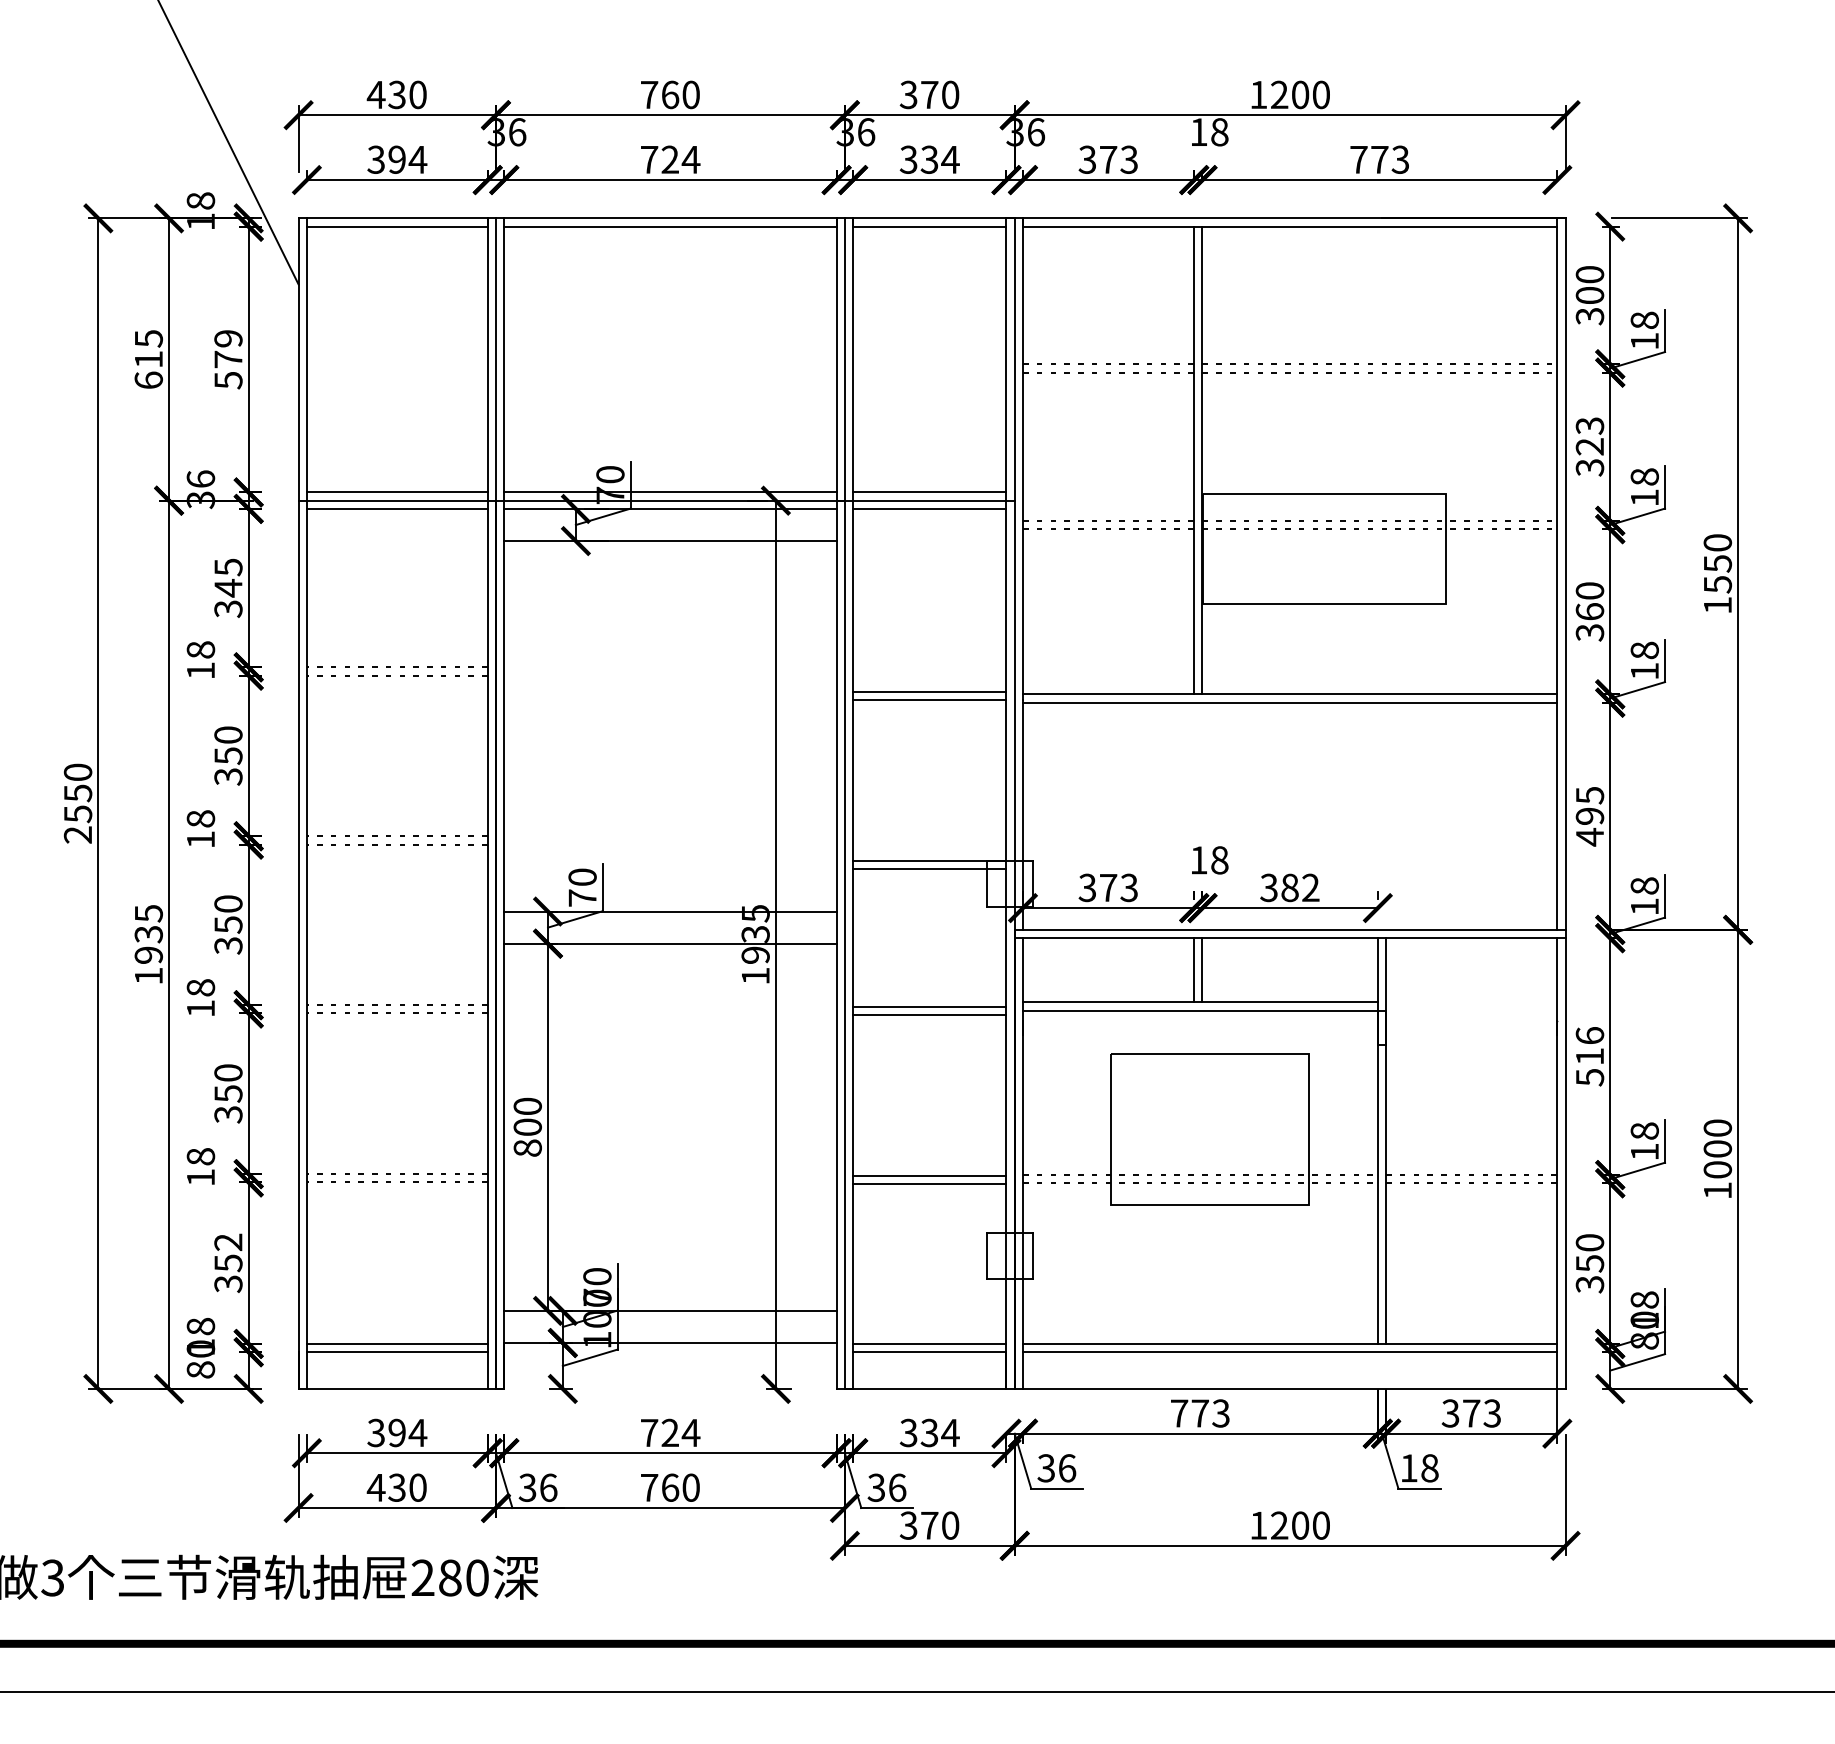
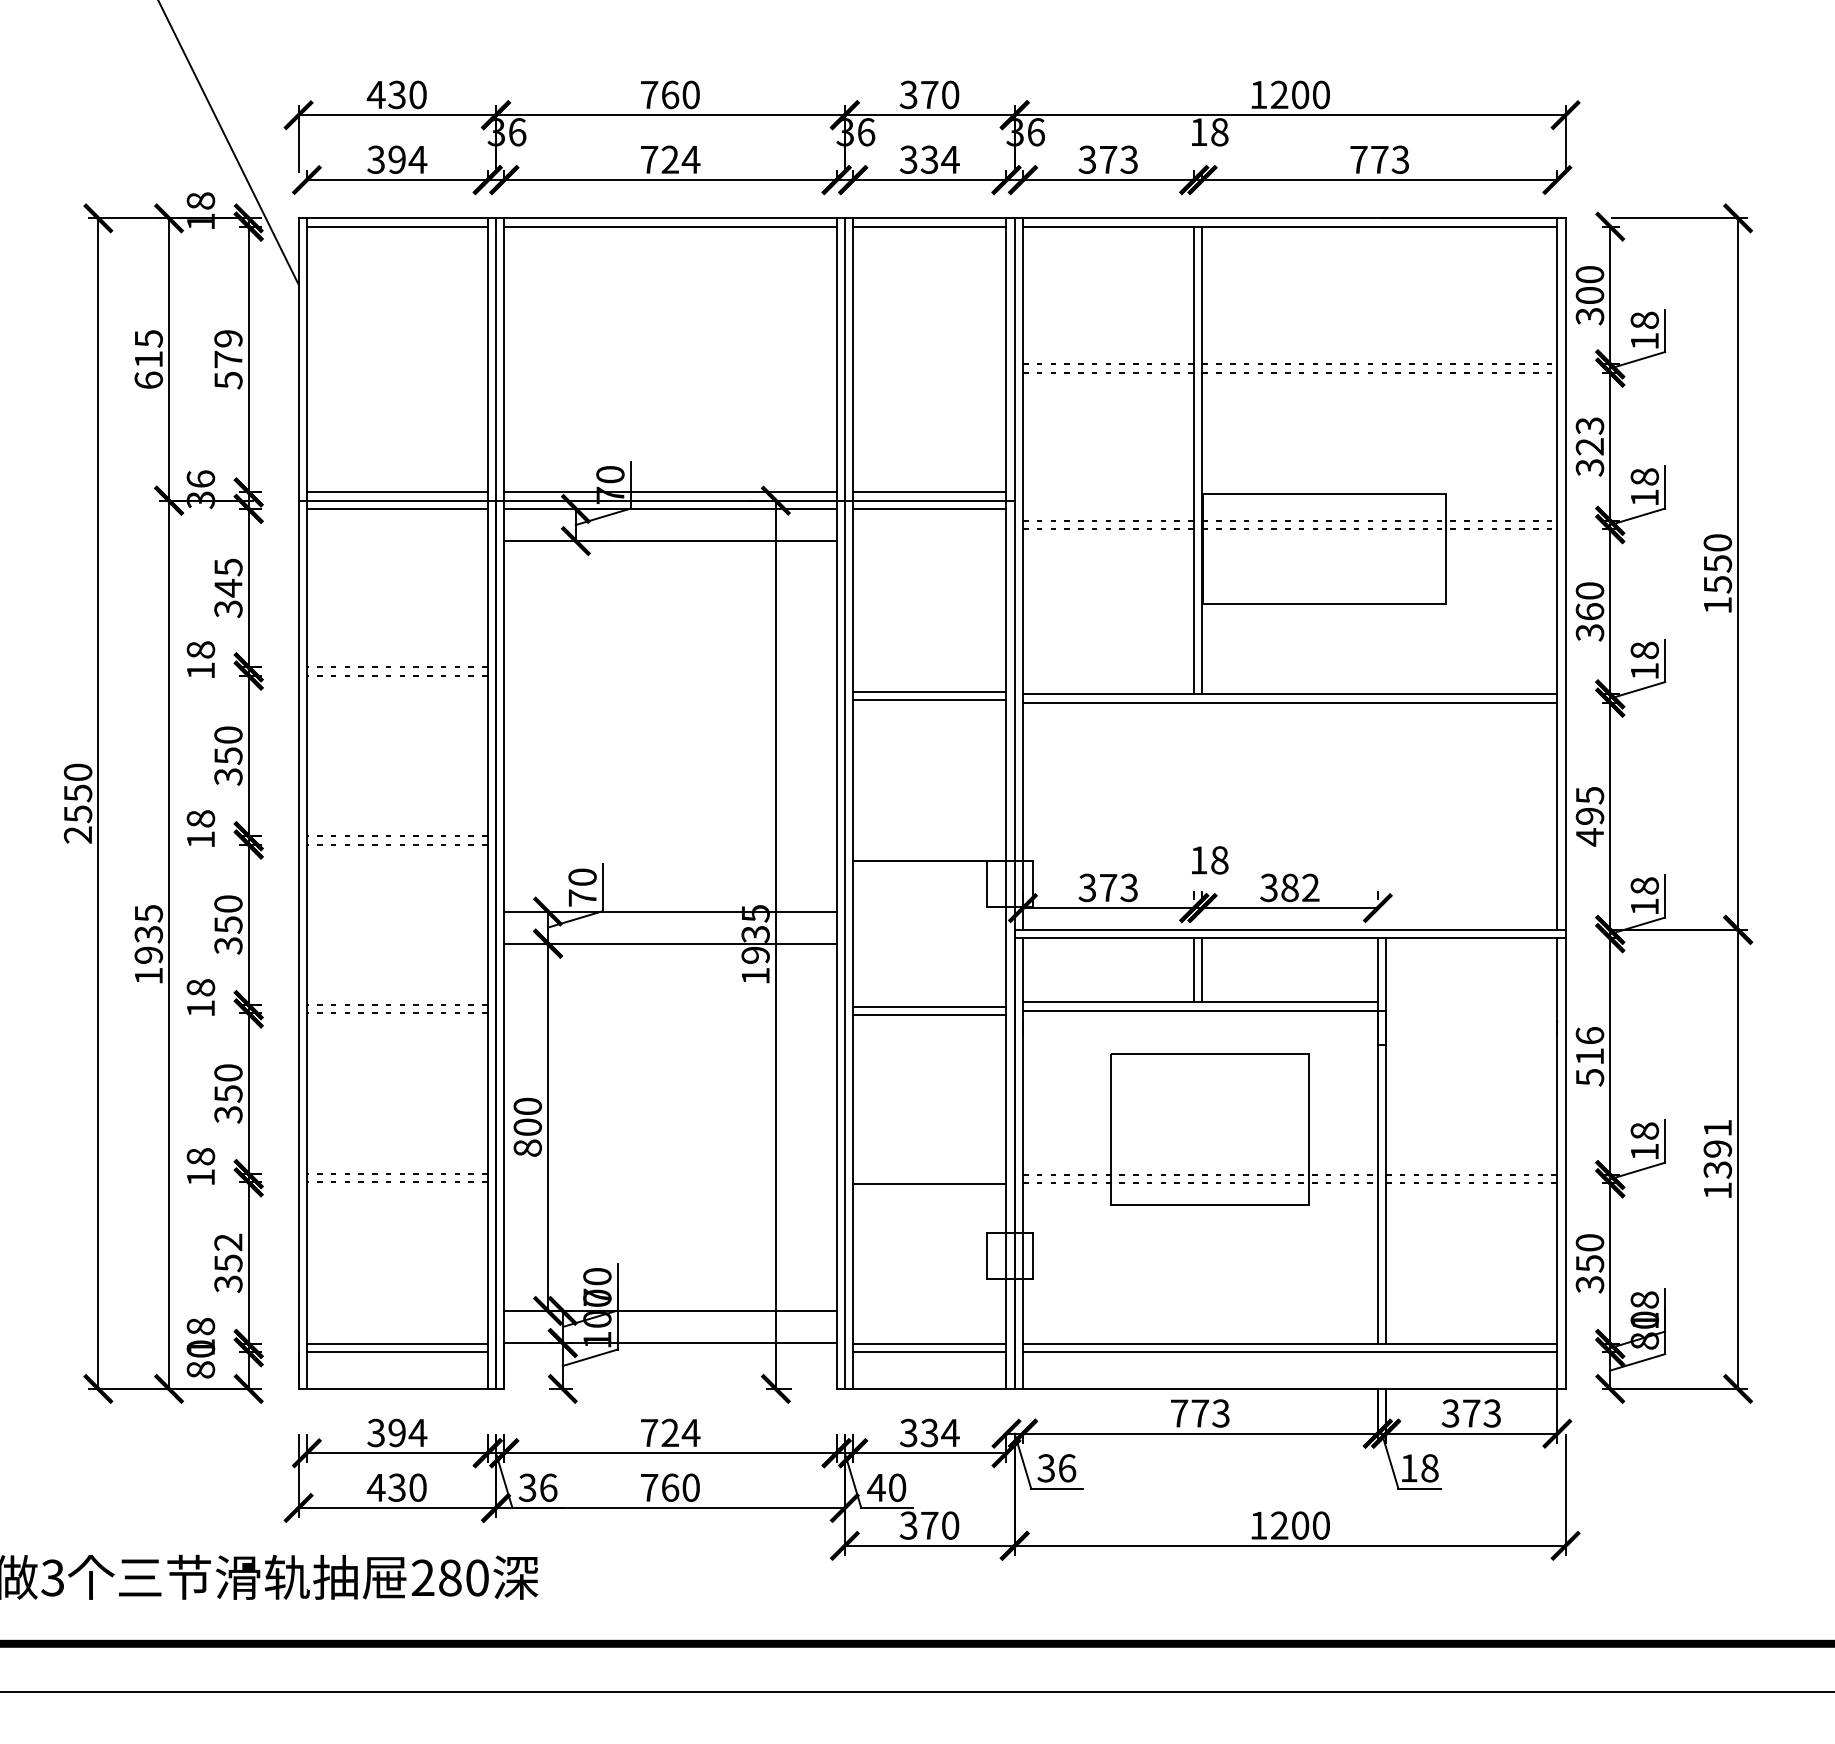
line: present -> none (929, 869)
text: 1000 -> 1391 (1717, 1148)
line: present -> none (929, 1175)
text: 36 -> 40 (886, 1487)
